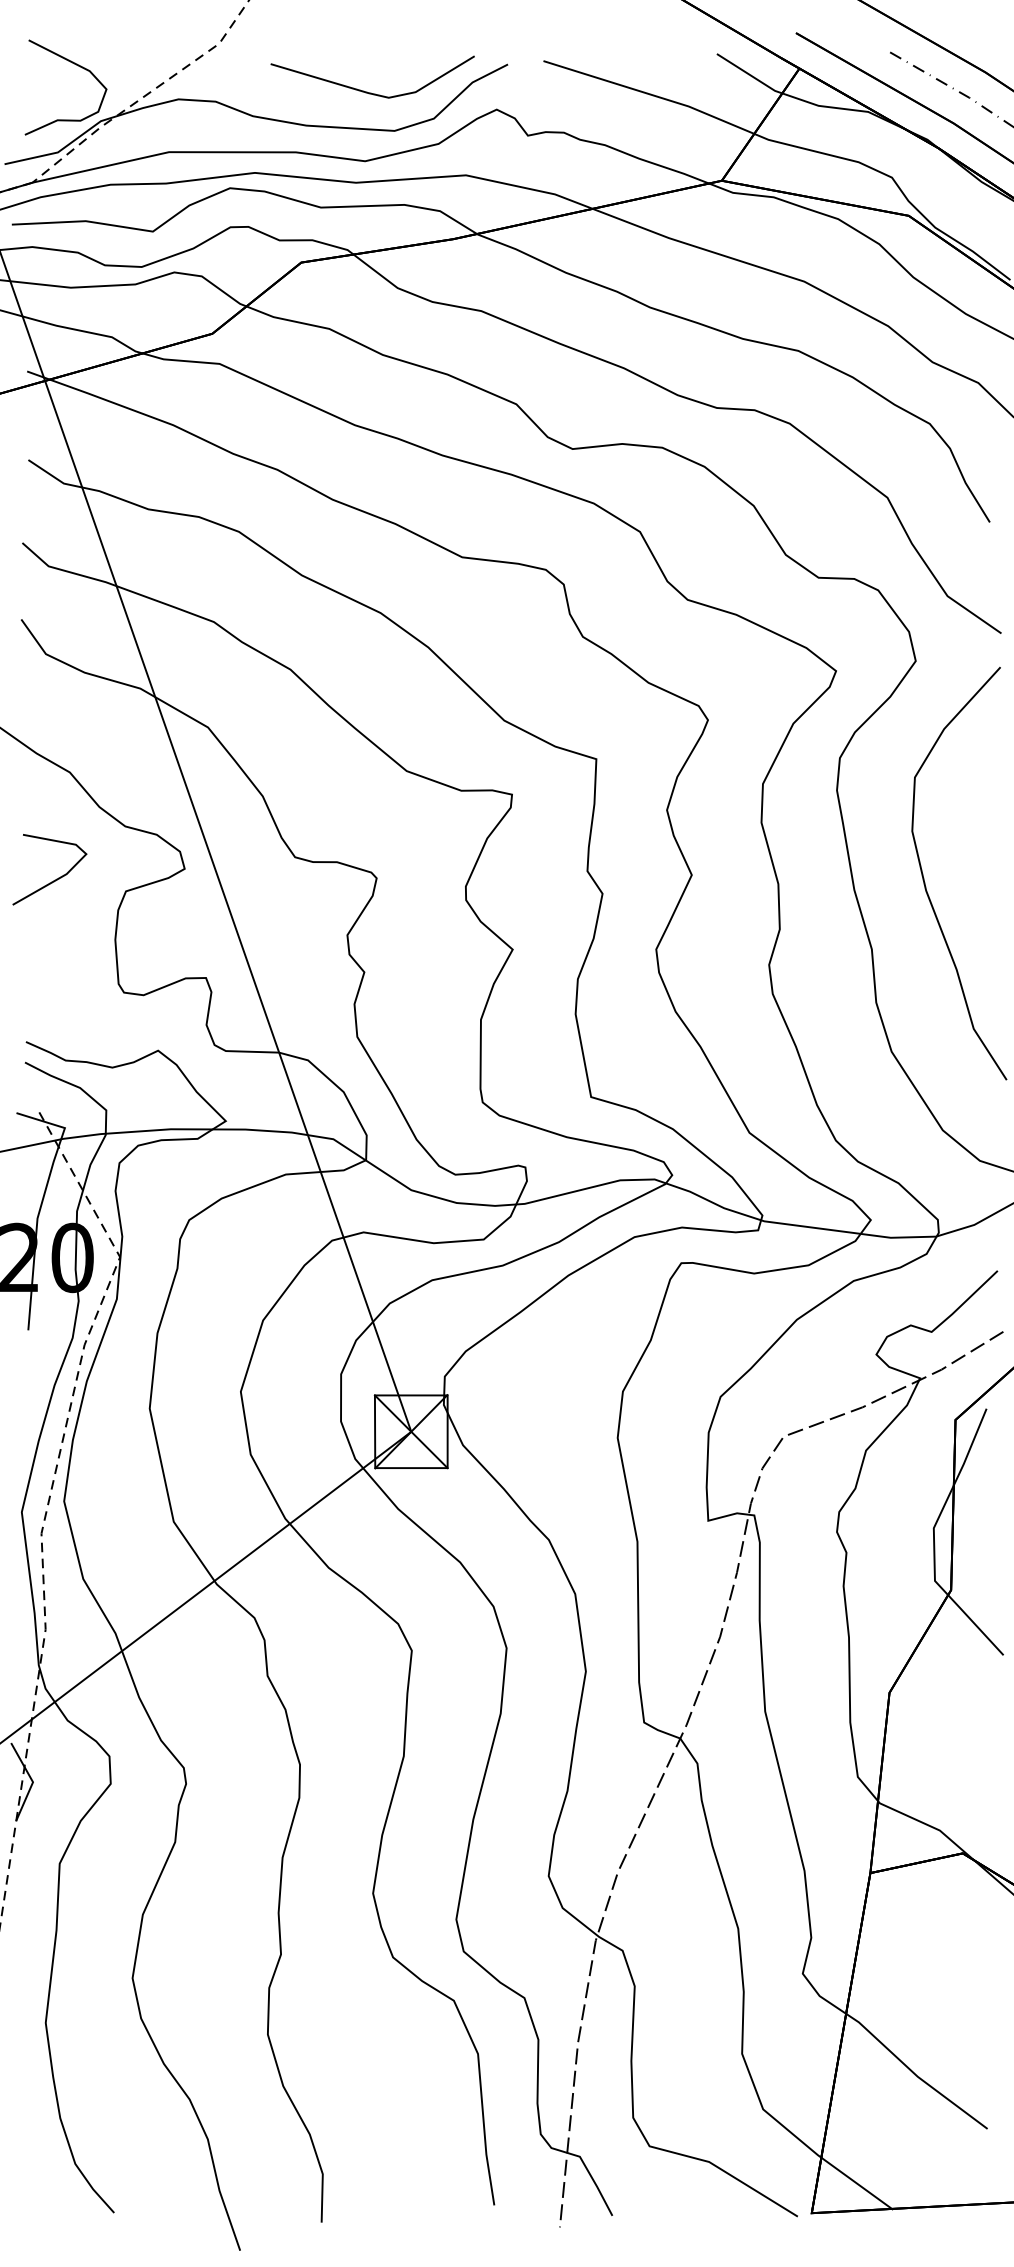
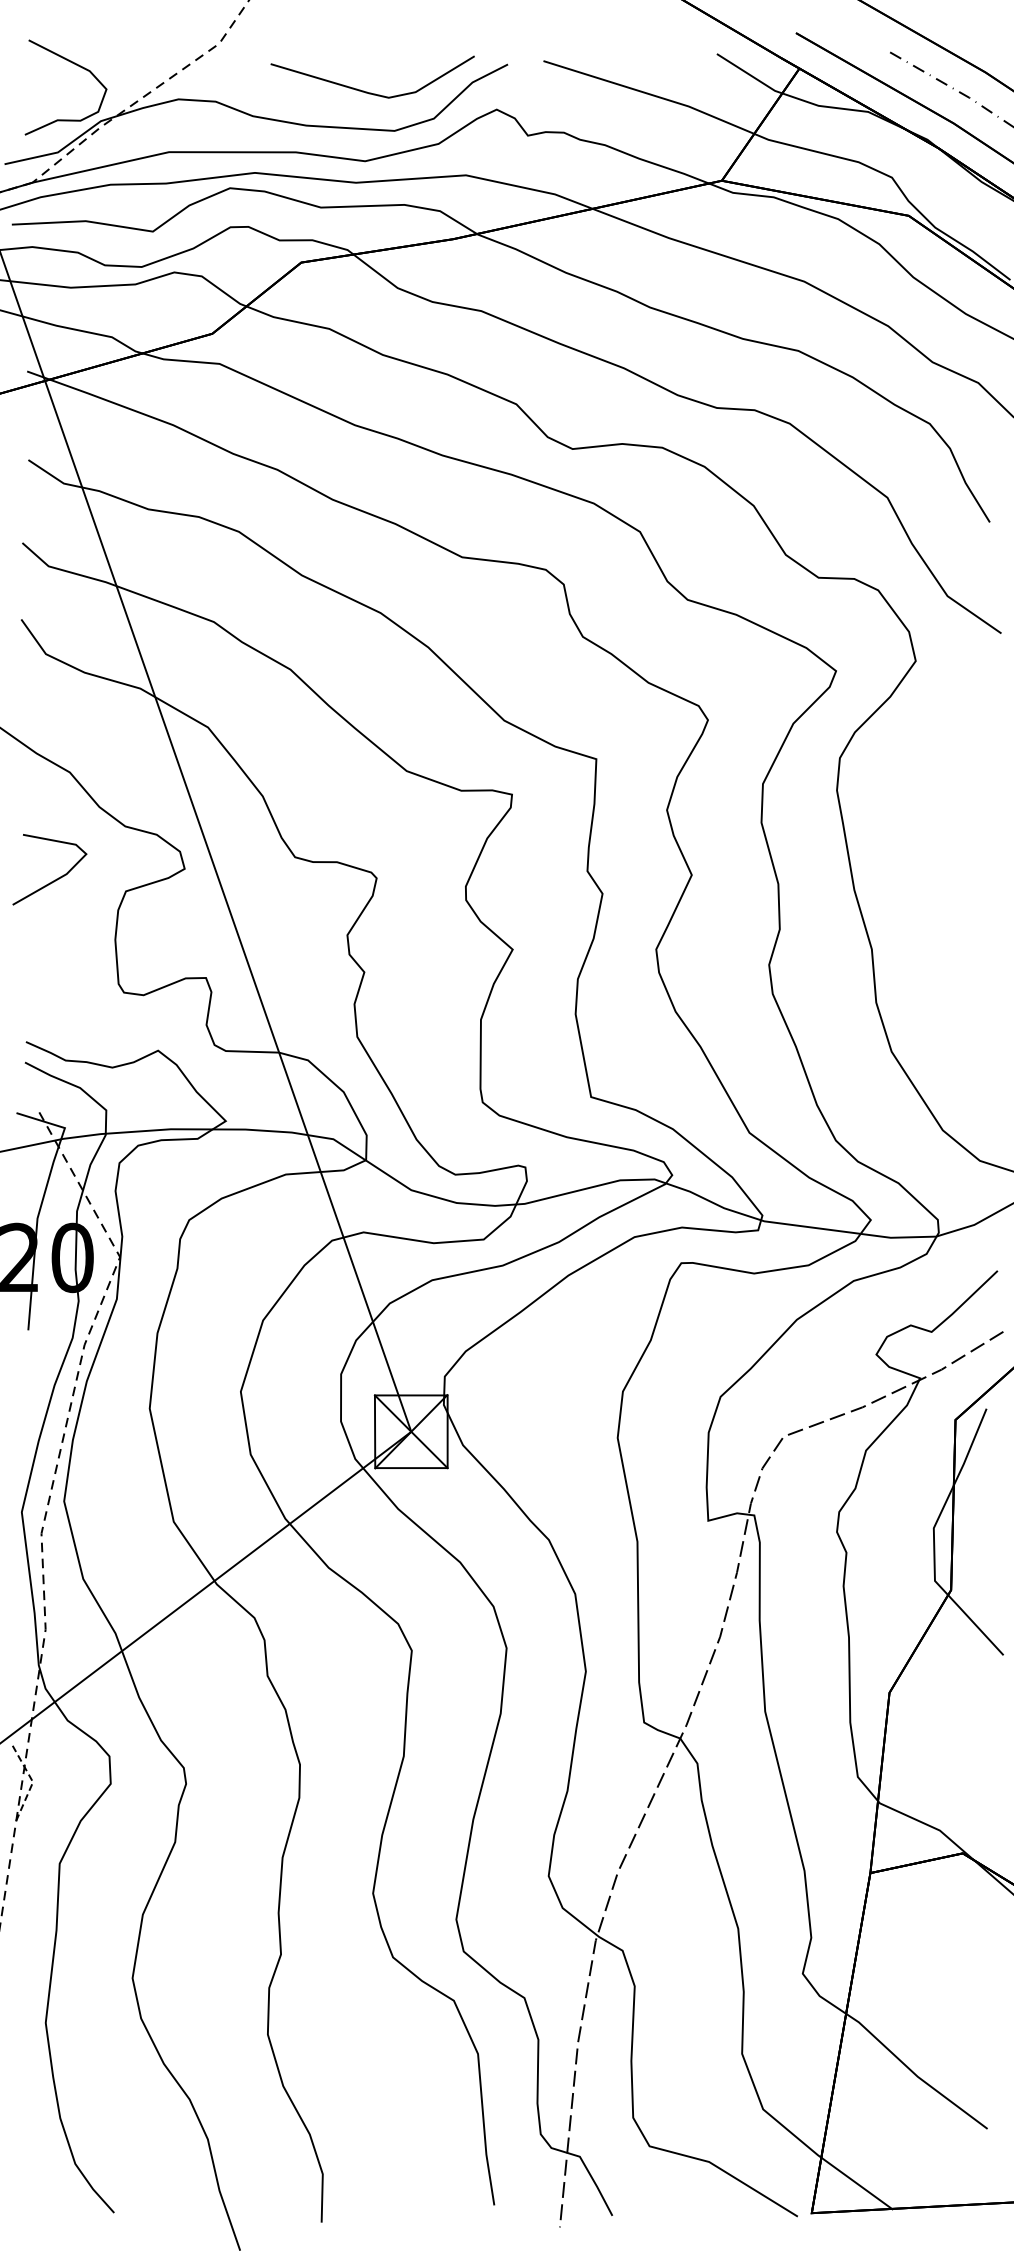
curve: present -> none (925, 882)
line: solid -> dashed (32, 1781)
